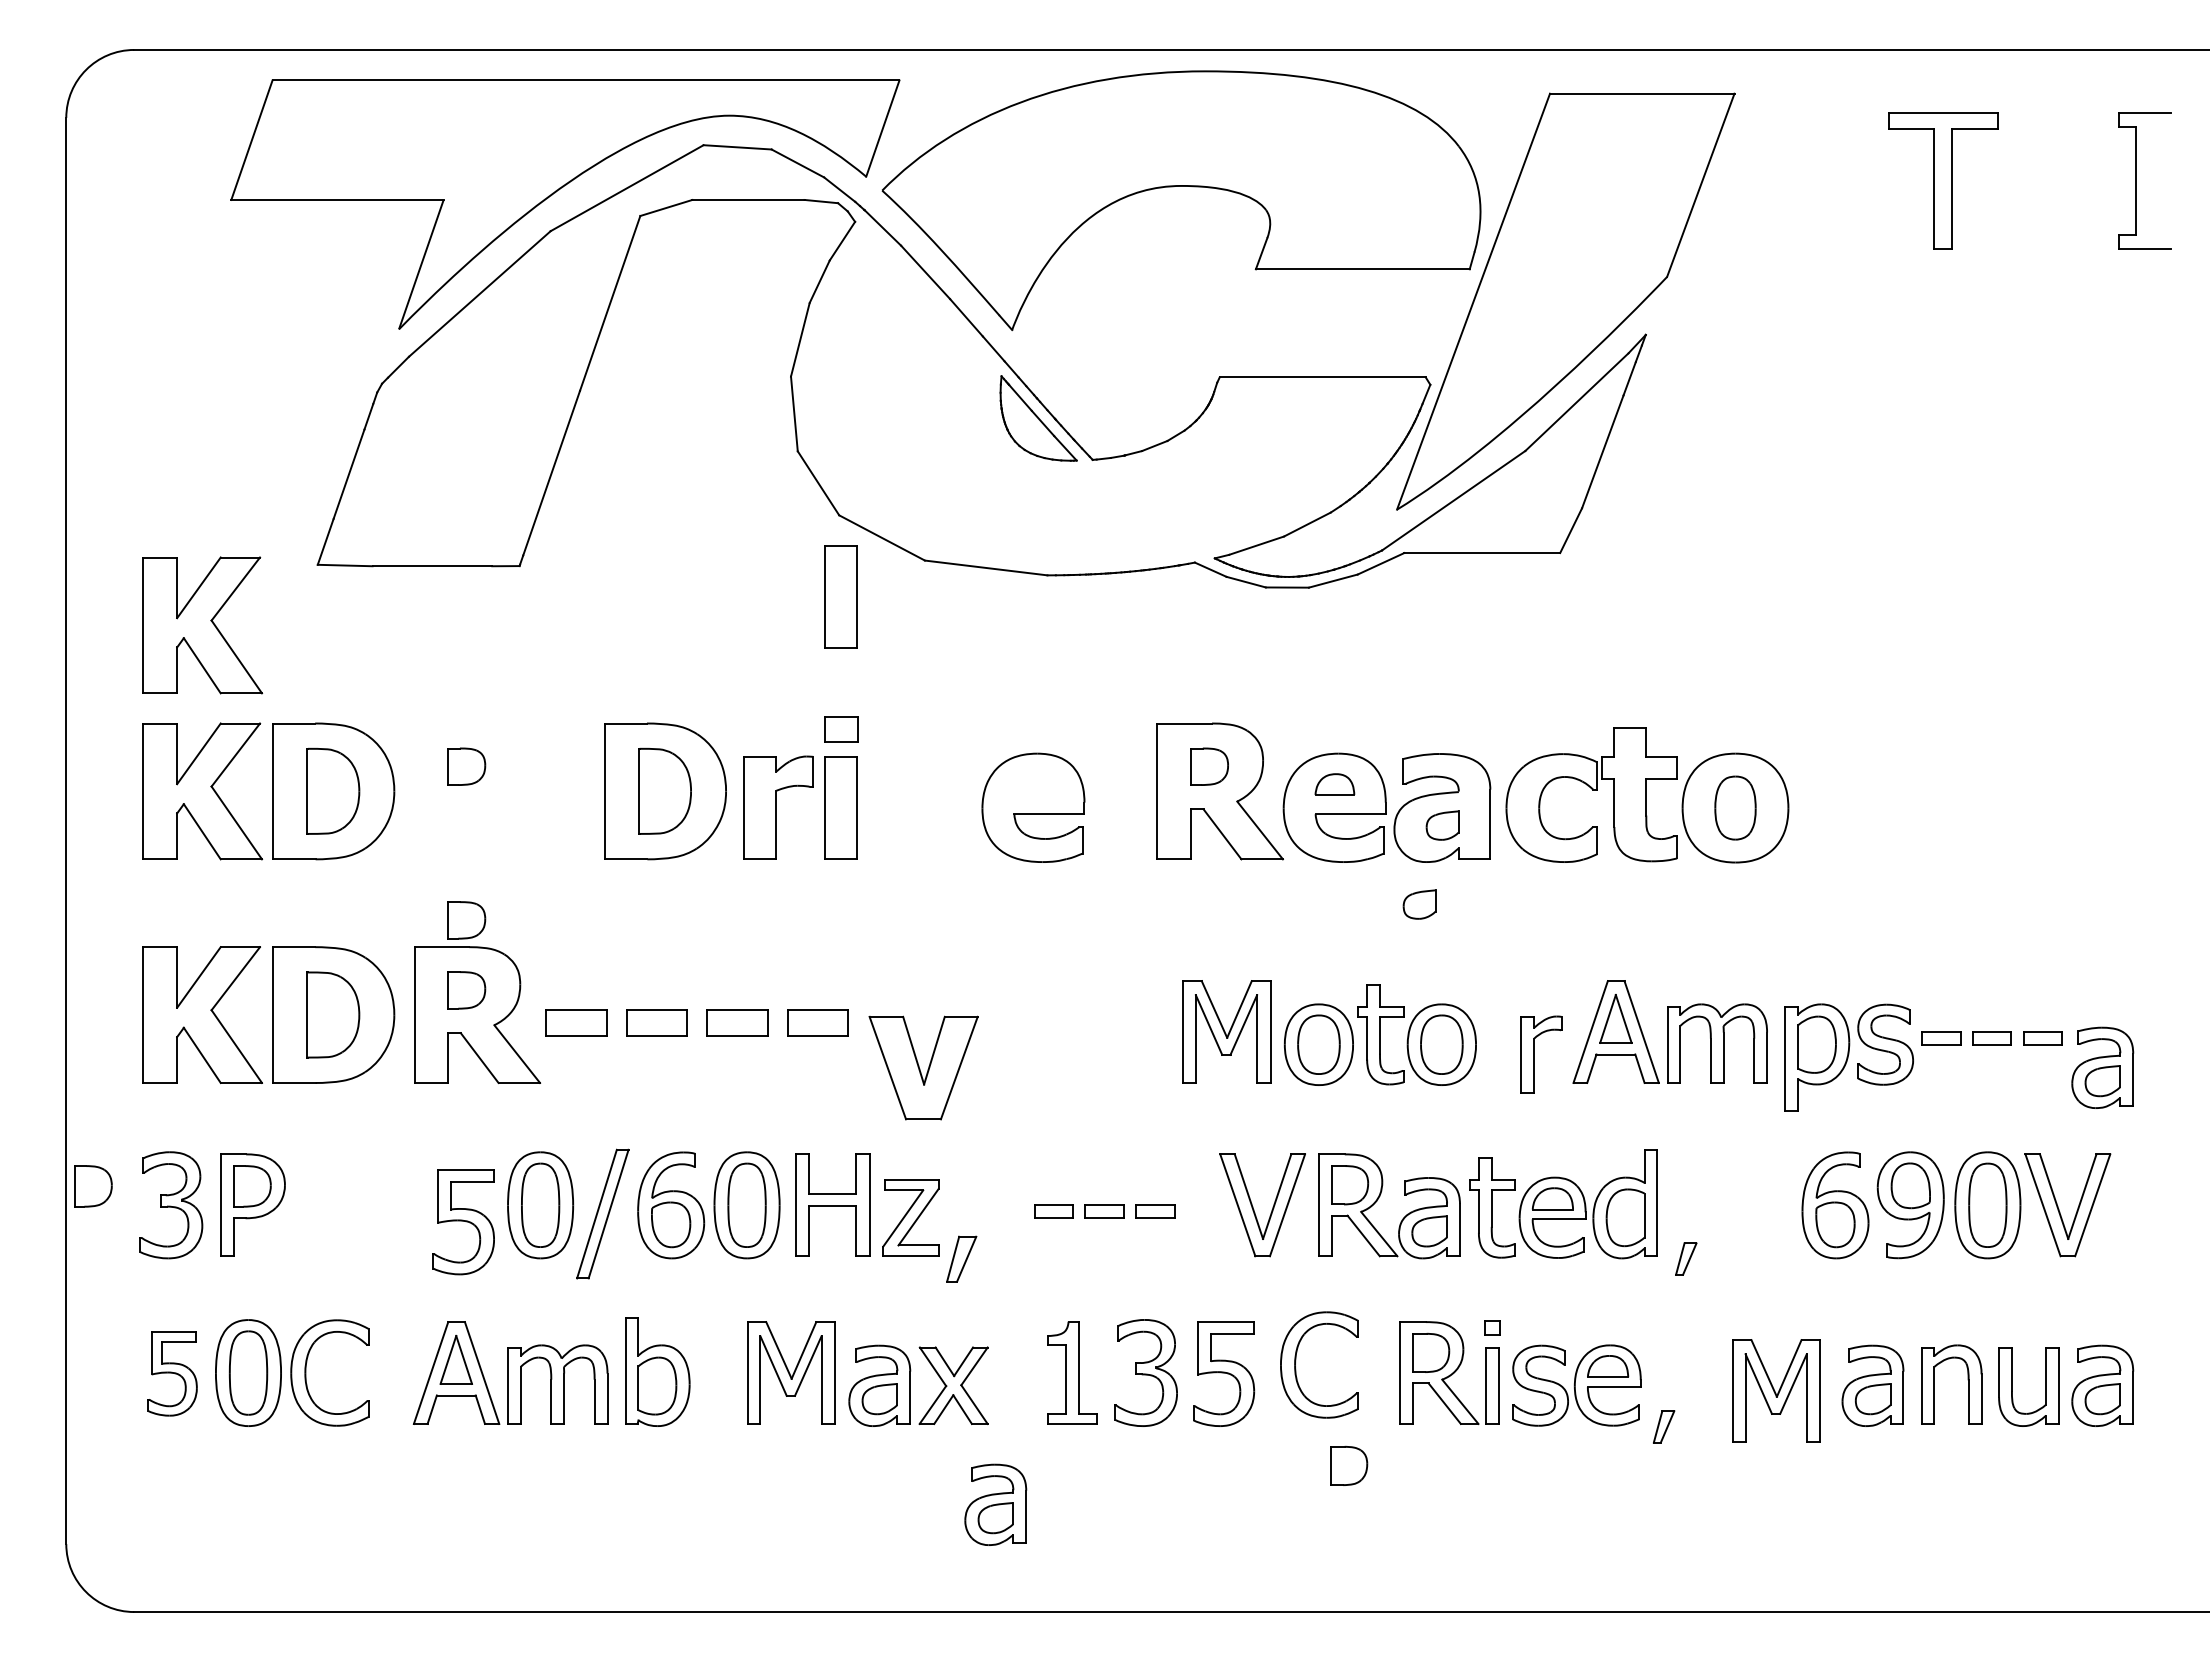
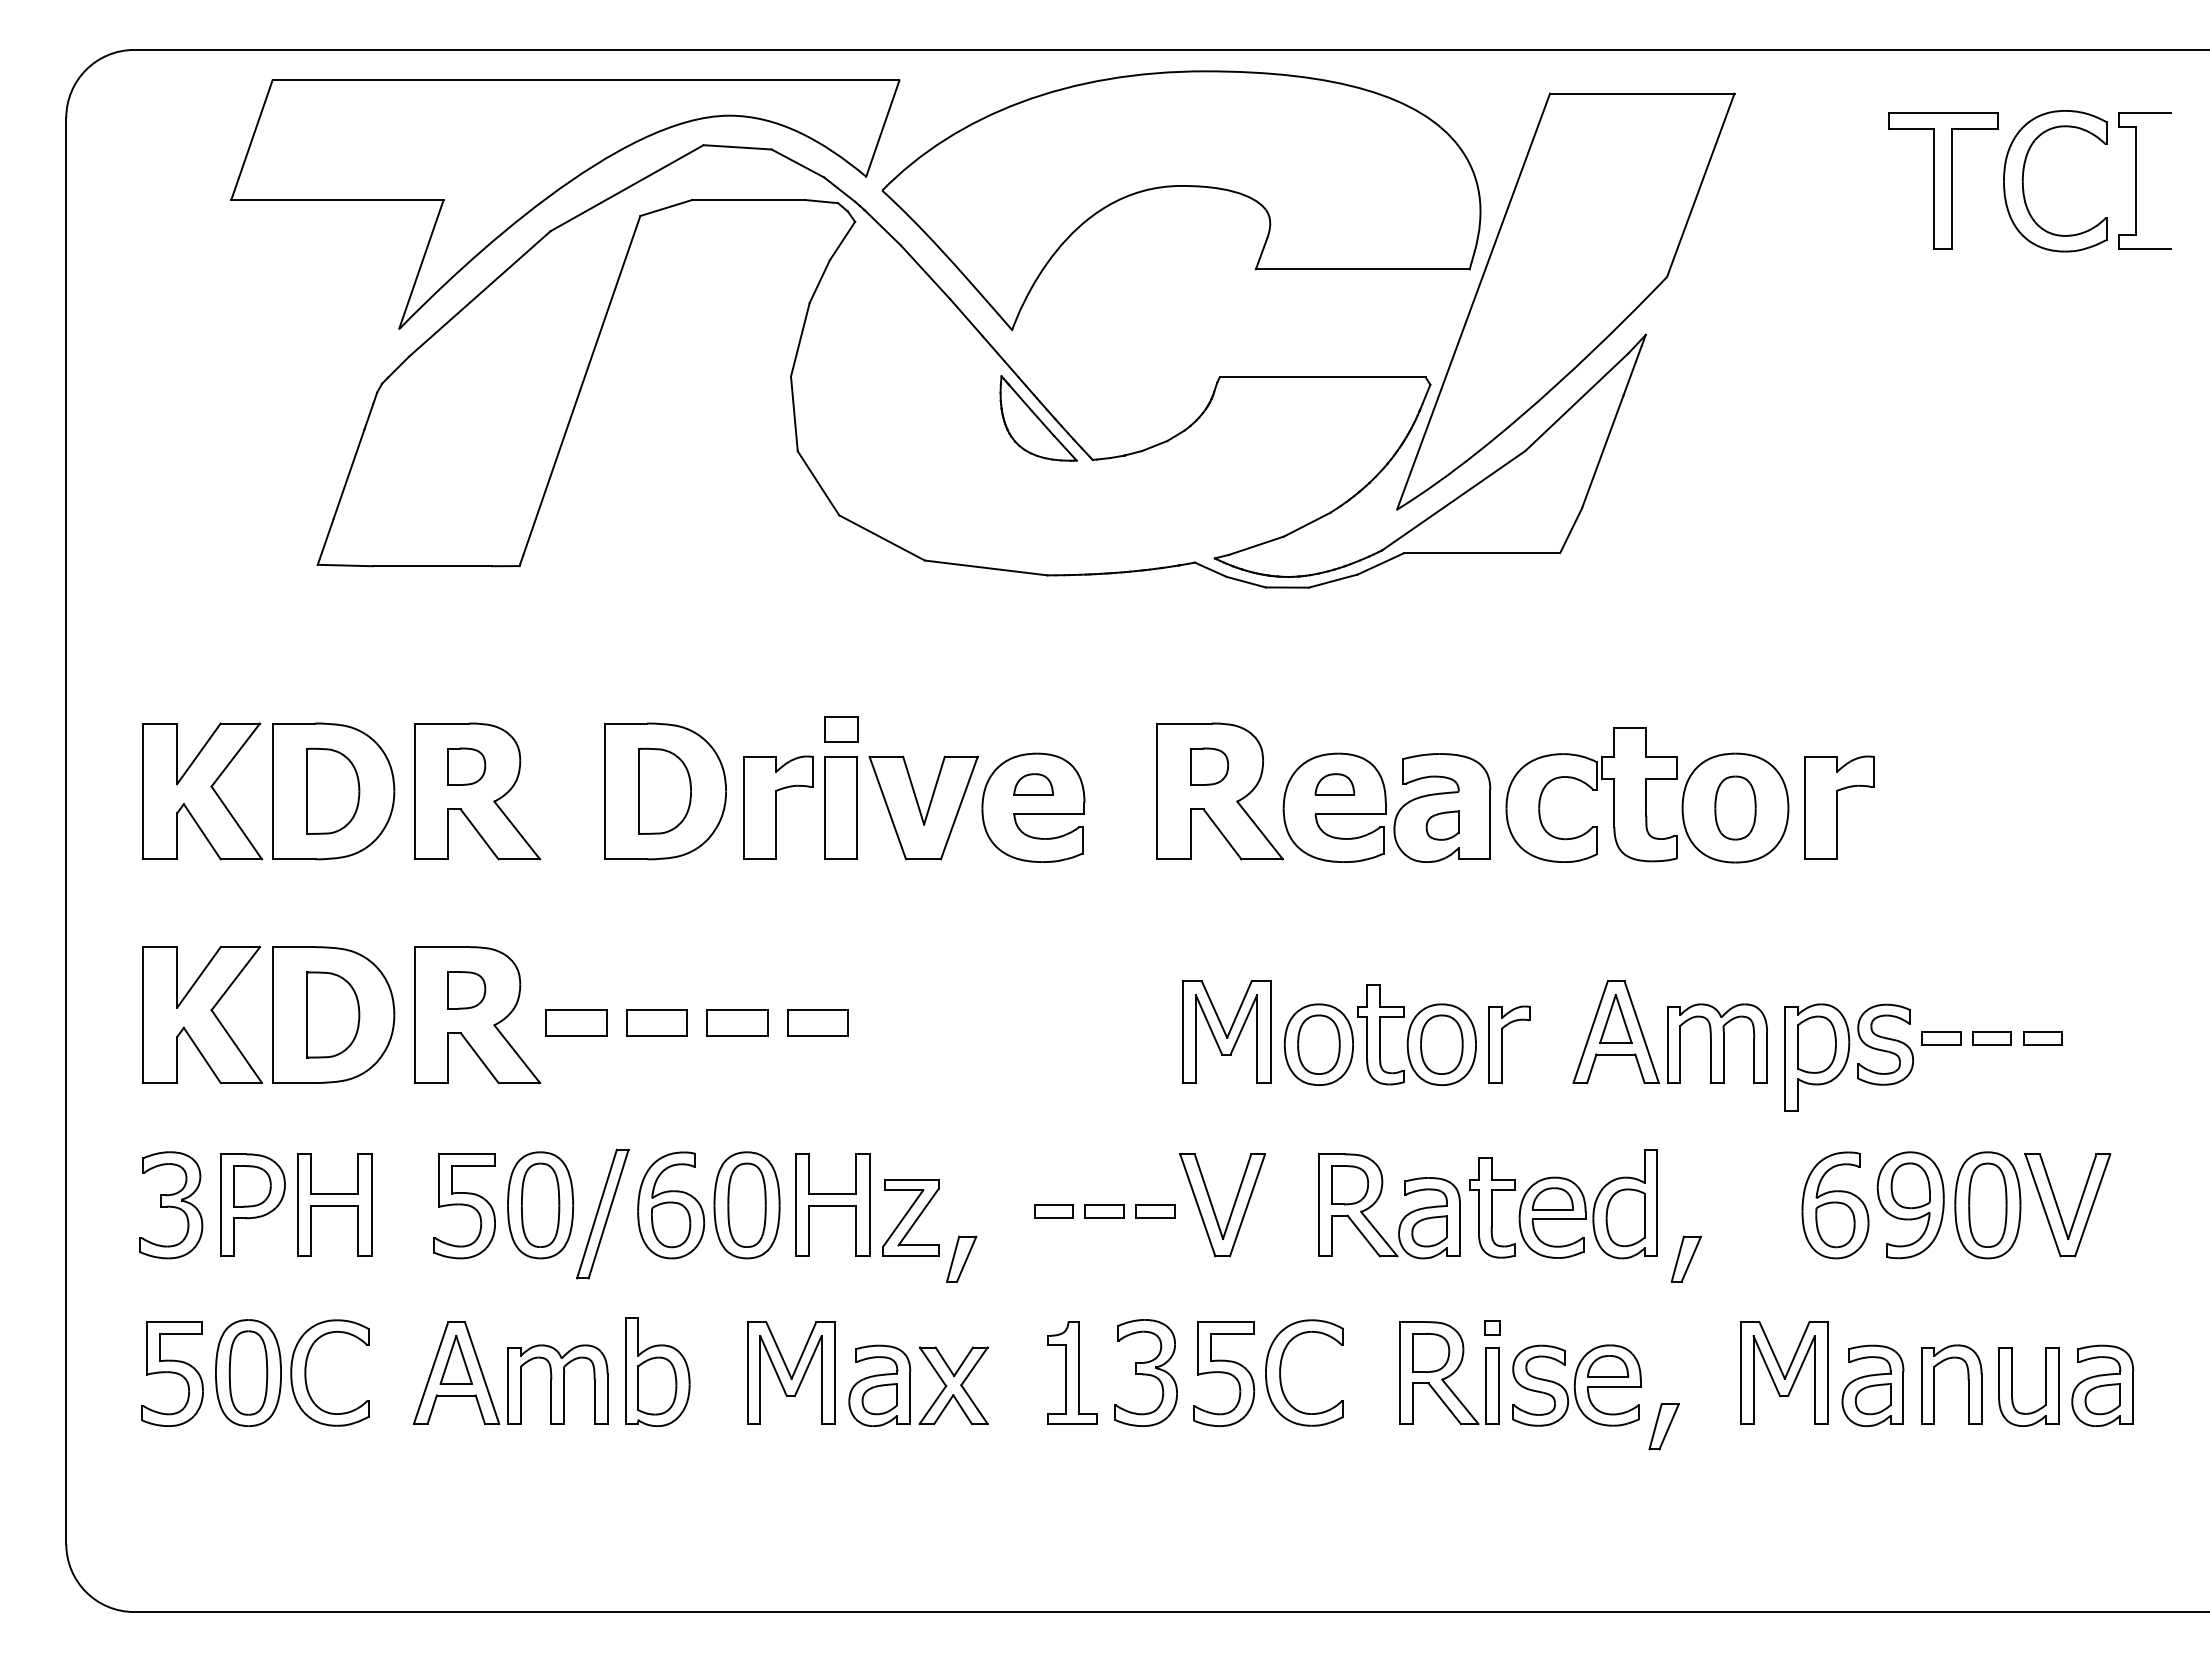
part: none -> present (2023, 181)
part: present -> none (840, 596)
part: present -> none (202, 625)
part: none -> present (1033, 784)
part: none -> present (477, 791)
part: none -> present (1839, 807)
part: present -> none (1419, 904)
part: present -> none (466, 920)
part position: (1534, 1054) -> (1502, 1044) (1502, 1044)
part position: (923, 1067) -> (923, 807) (923, 807)
part: present -> none (2102, 1067)
part: present -> none (93, 1186)
part: none -> present (334, 1204)
part position: (1254, 1209) -> (1214, 1209) (1214, 1209)
part position: (463, 1222) -> (464, 1206) (464, 1206)
part size: 23x34 px -> 32x48 px (1685, 1258)
part position: (1296, 1360) -> (1281, 1368) (1281, 1368)
part size: 51x86 px -> 63x106 px (172, 1373)
part position: (1776, 1390) -> (1784, 1372) (1784, 1372)
part size: 23x34 px -> 32x48 px (1663, 1426)
part: present -> none (1349, 1465)
part: present -> none (995, 1504)
